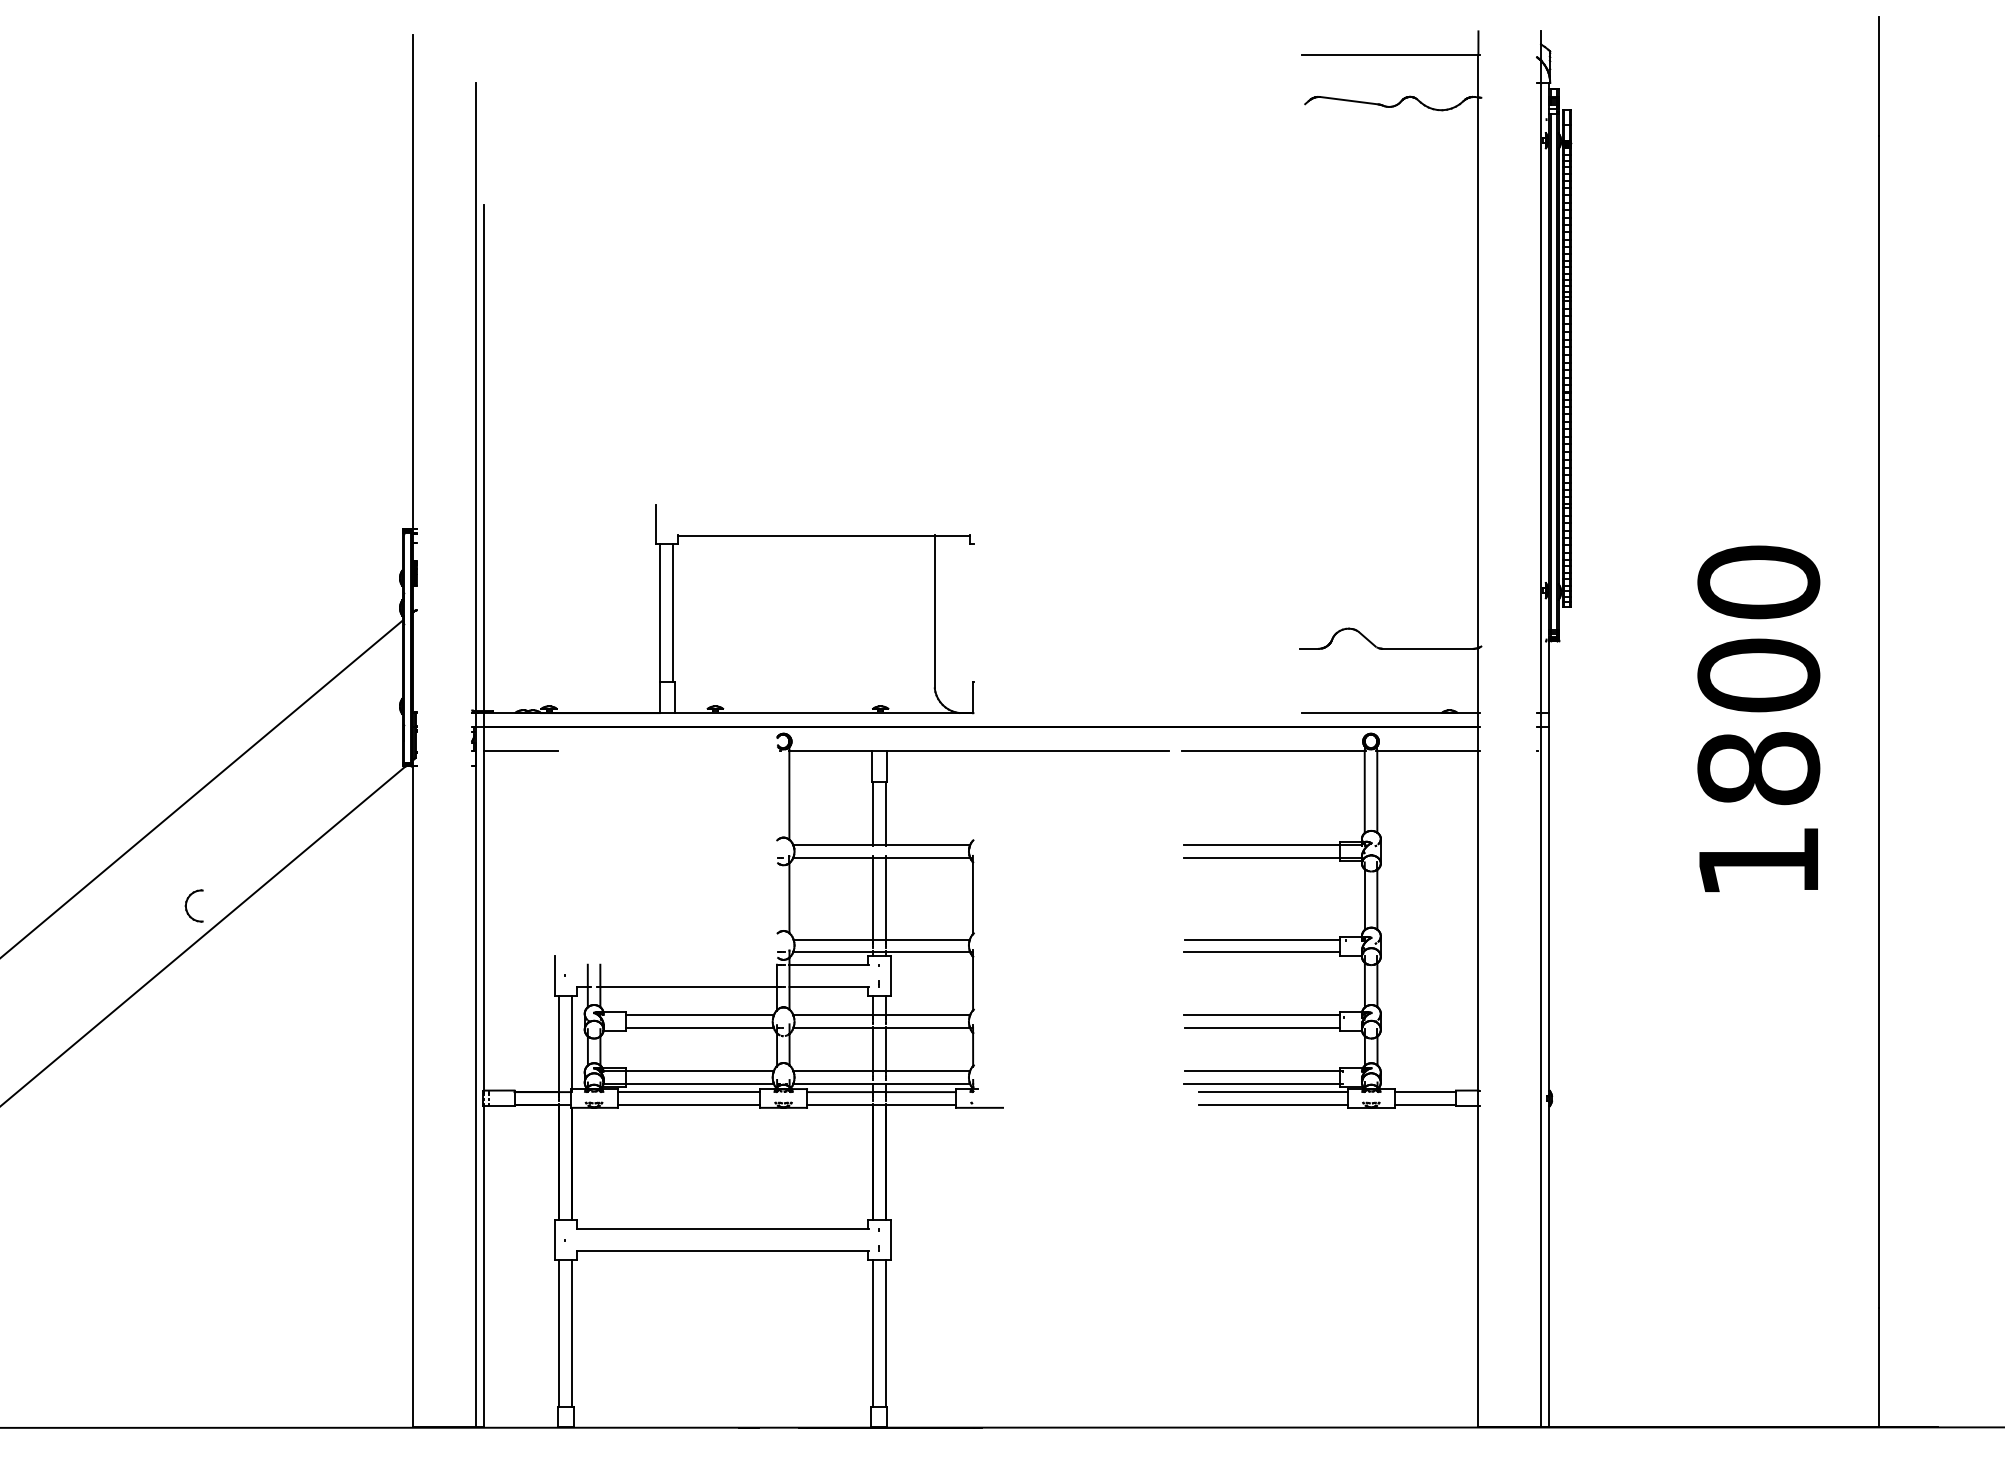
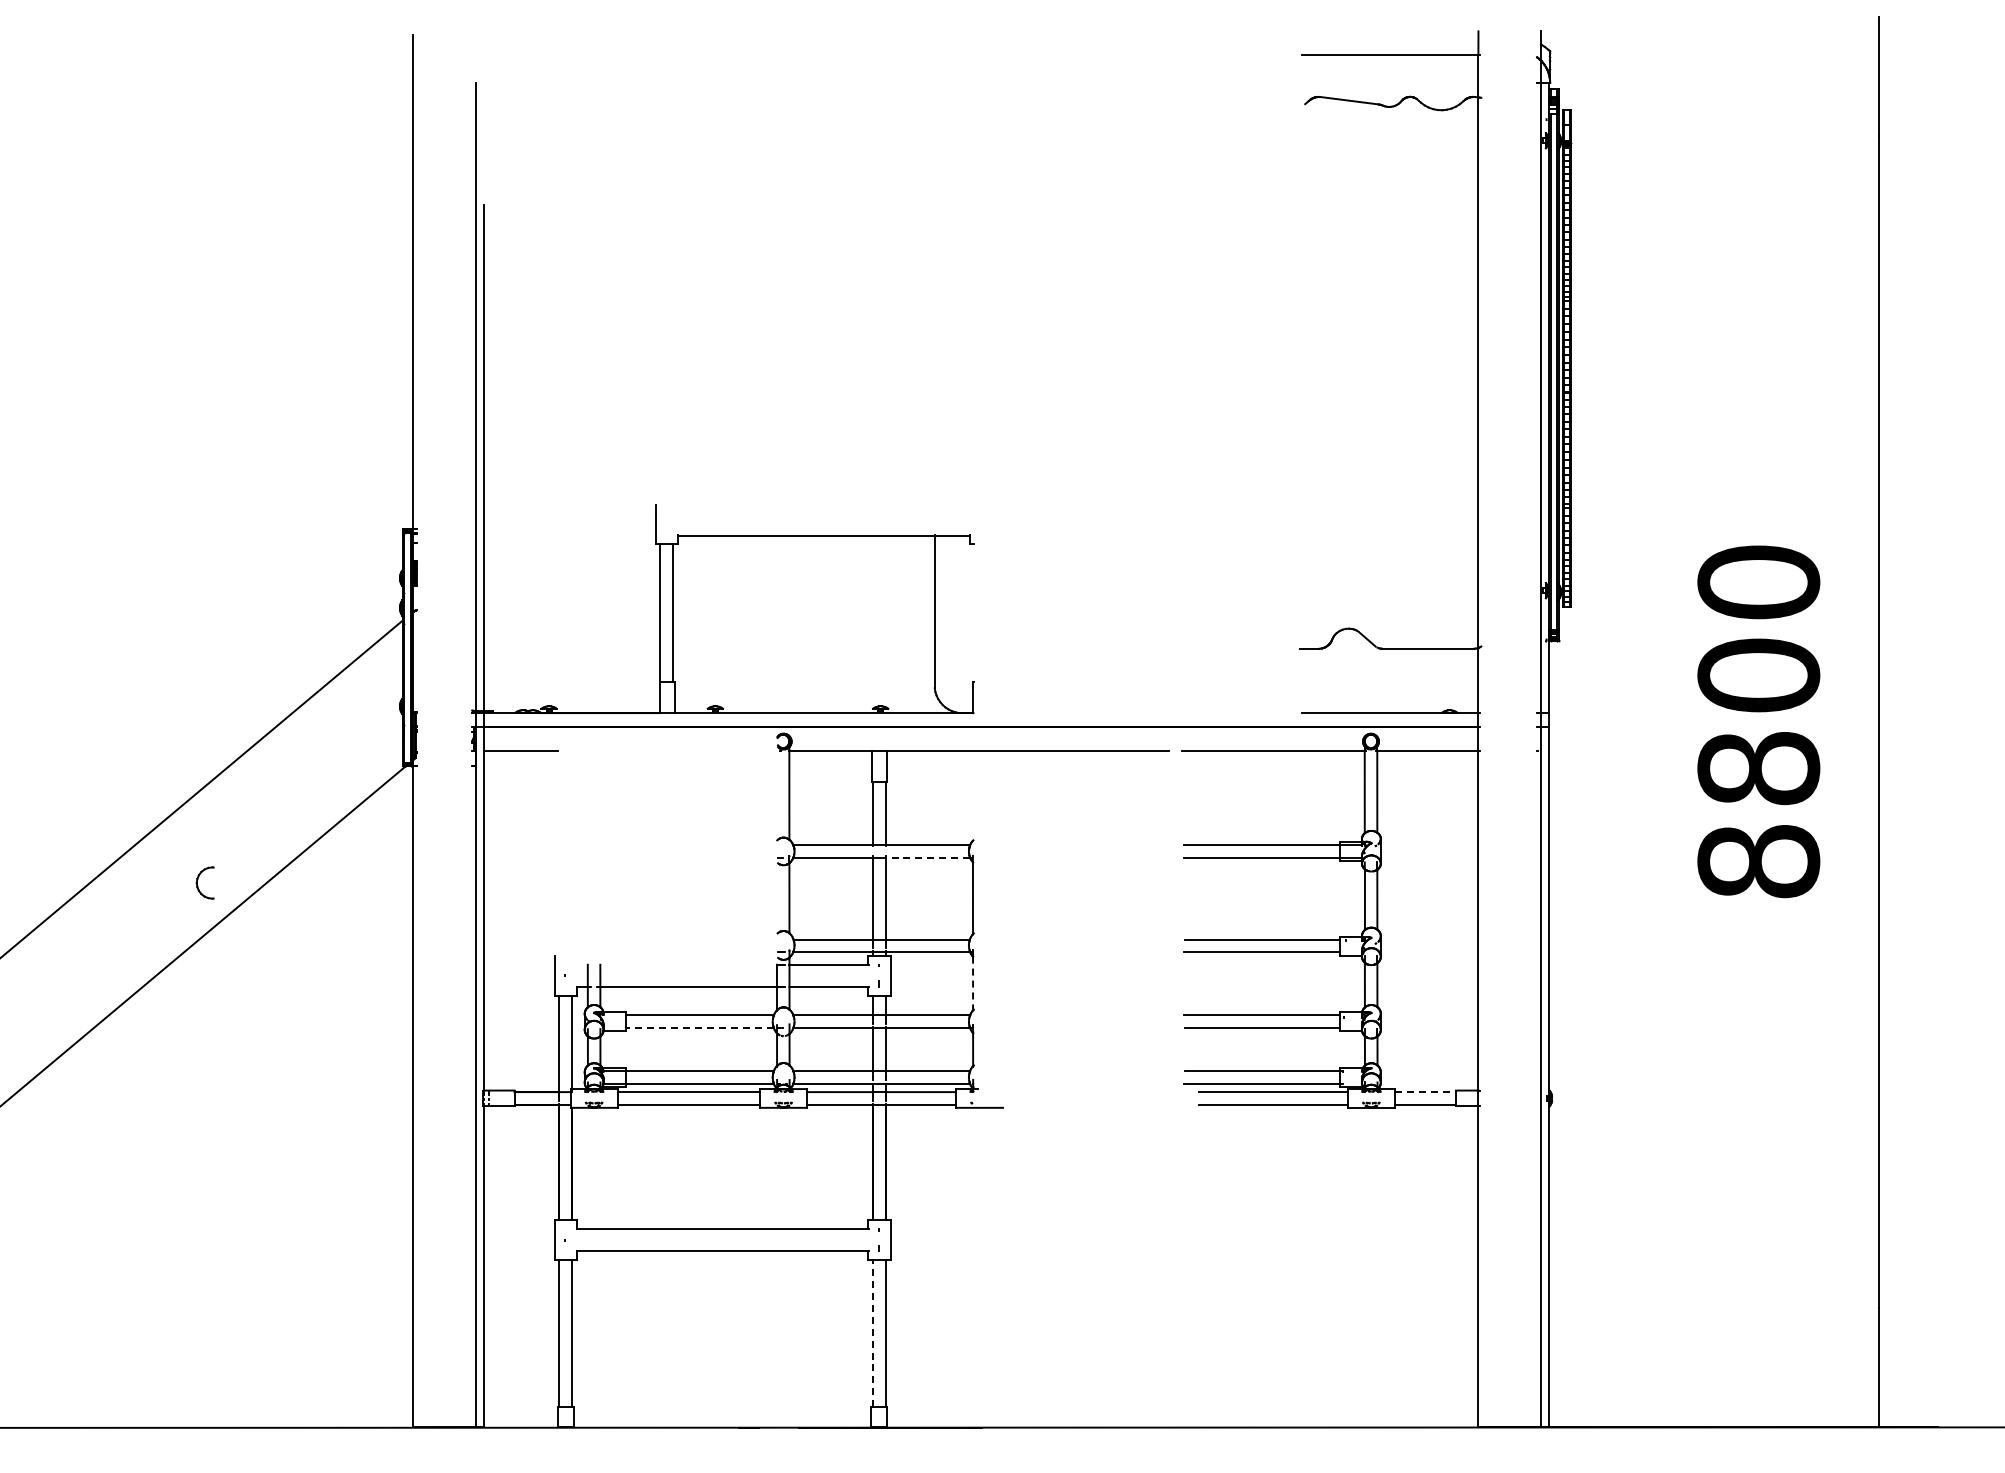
line: solid -> dashed (927, 857)
text: 1800 -> 8800 (1758, 861)
part position: (187, 903) -> (198, 880) (198, 880)
line: solid -> dashed (973, 983)
line: solid -> dashed (699, 1027)
line: solid -> dashed (1425, 1092)
line: solid -> dashed (873, 1333)
